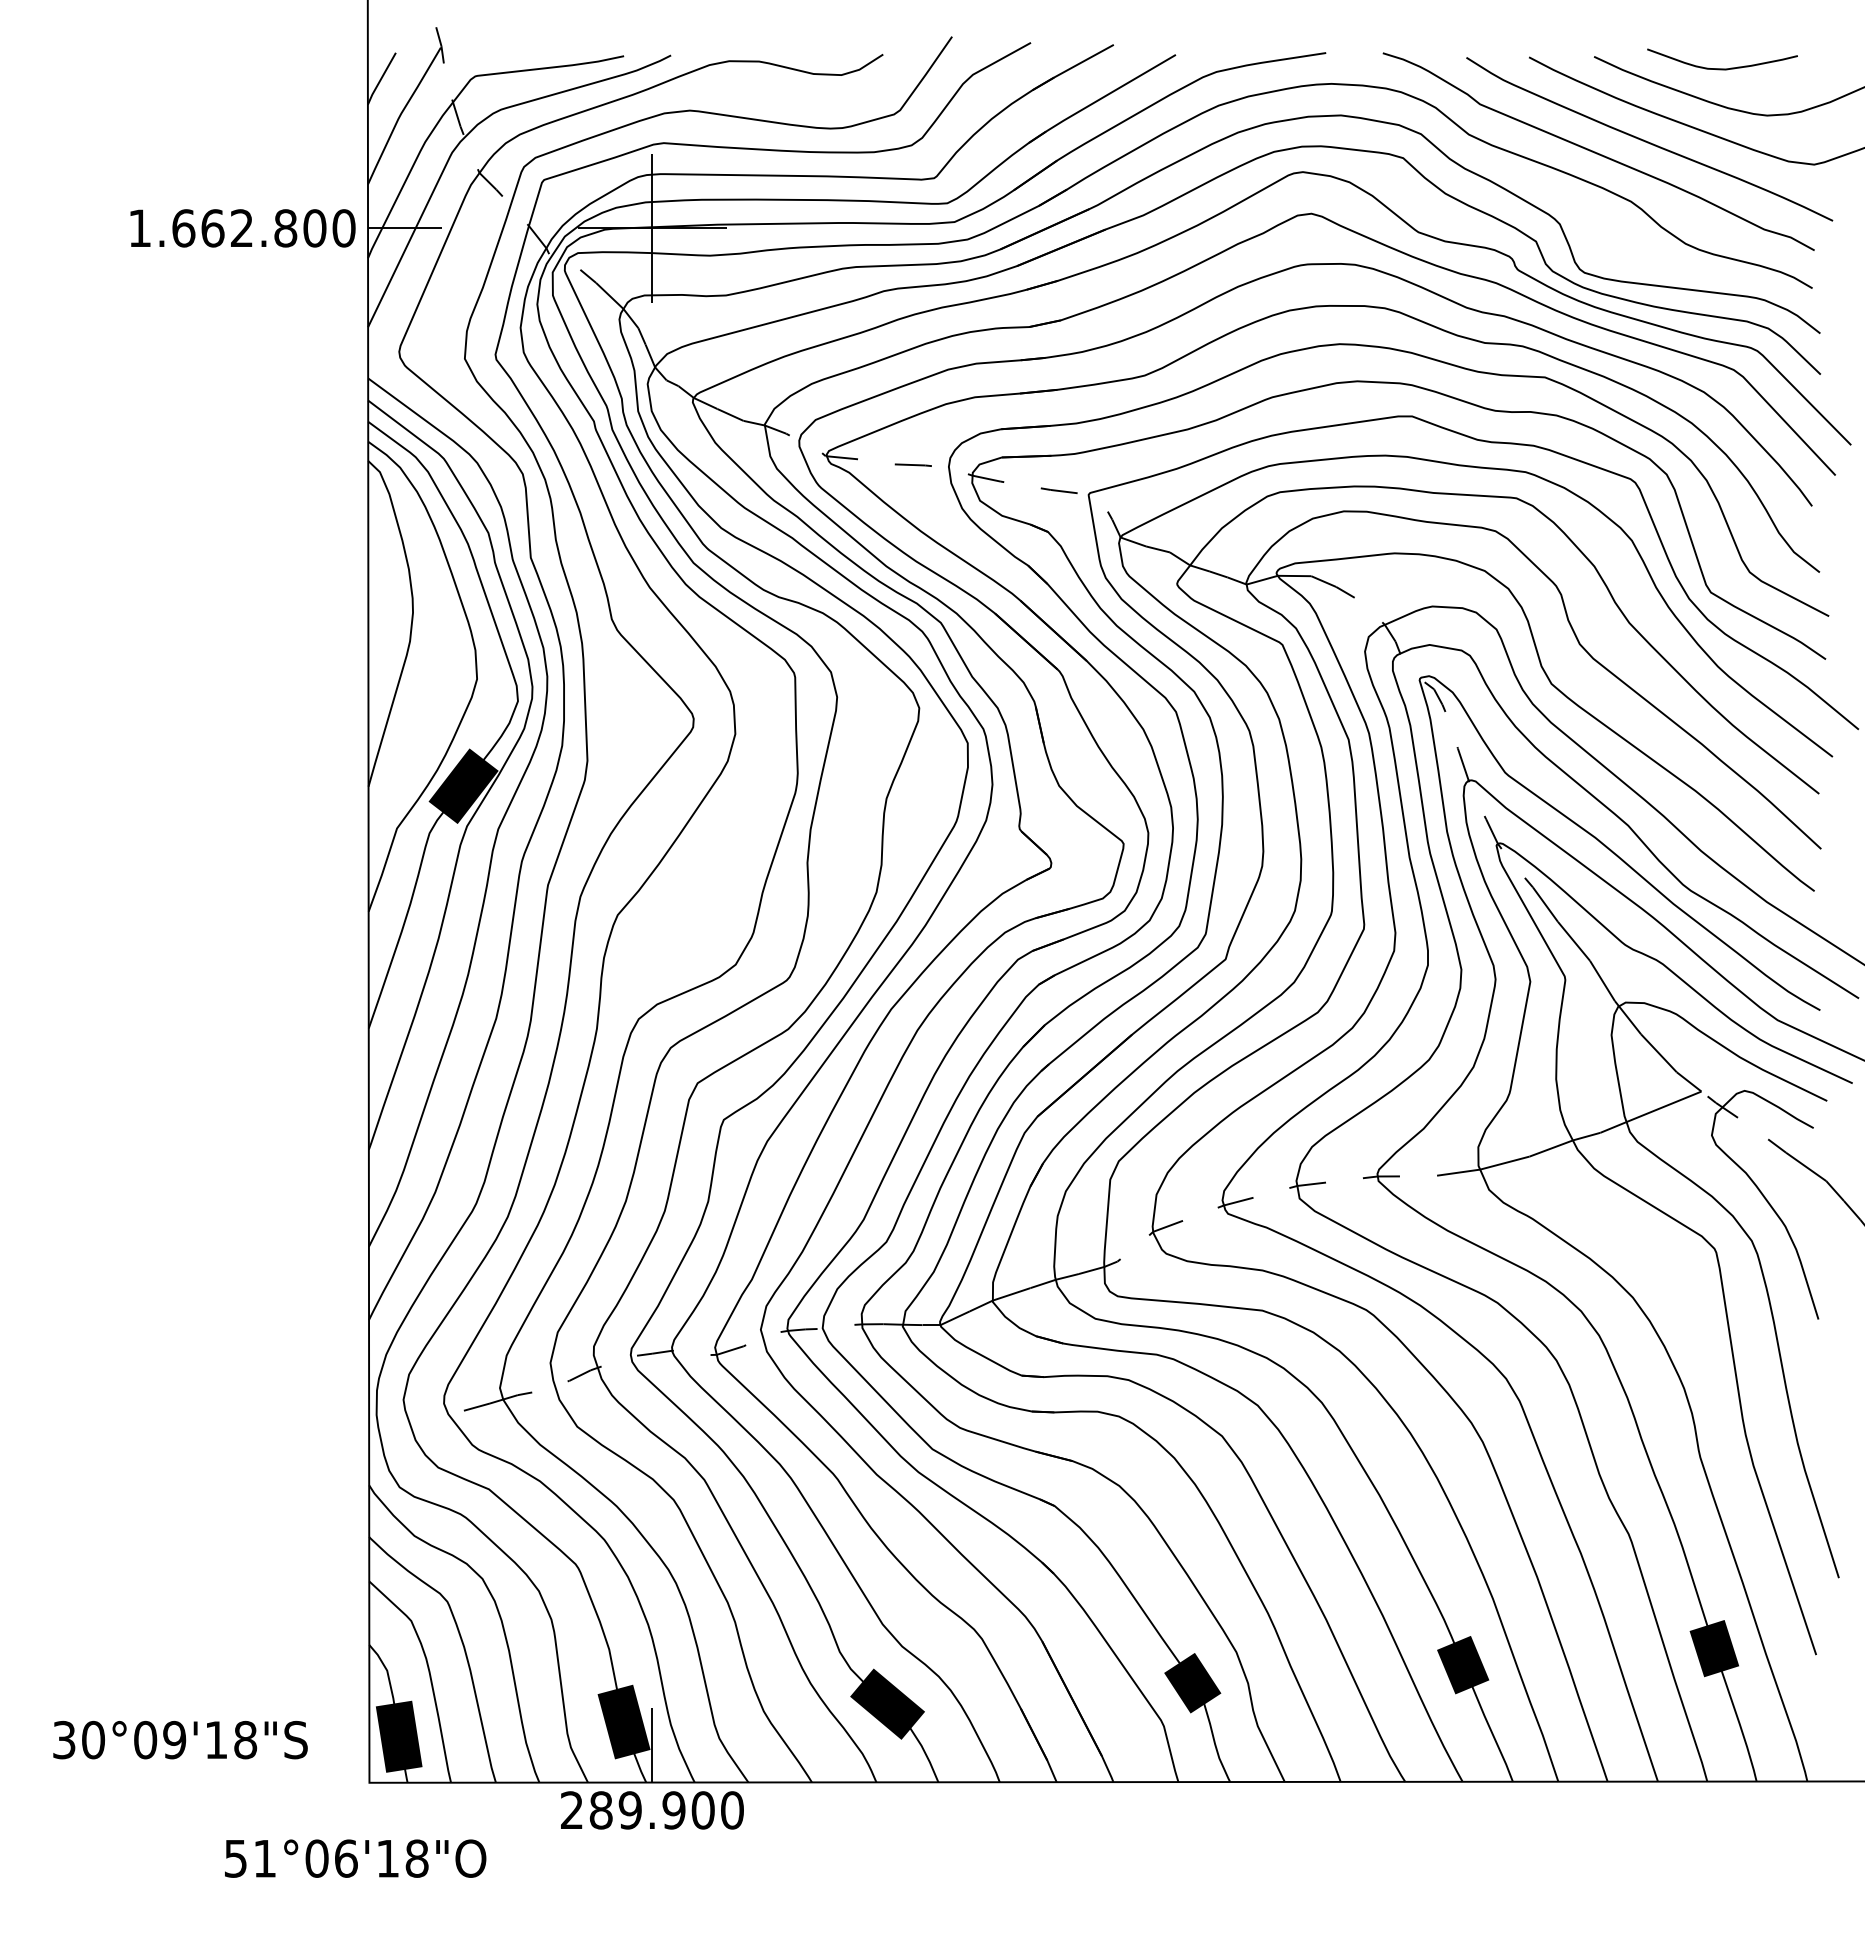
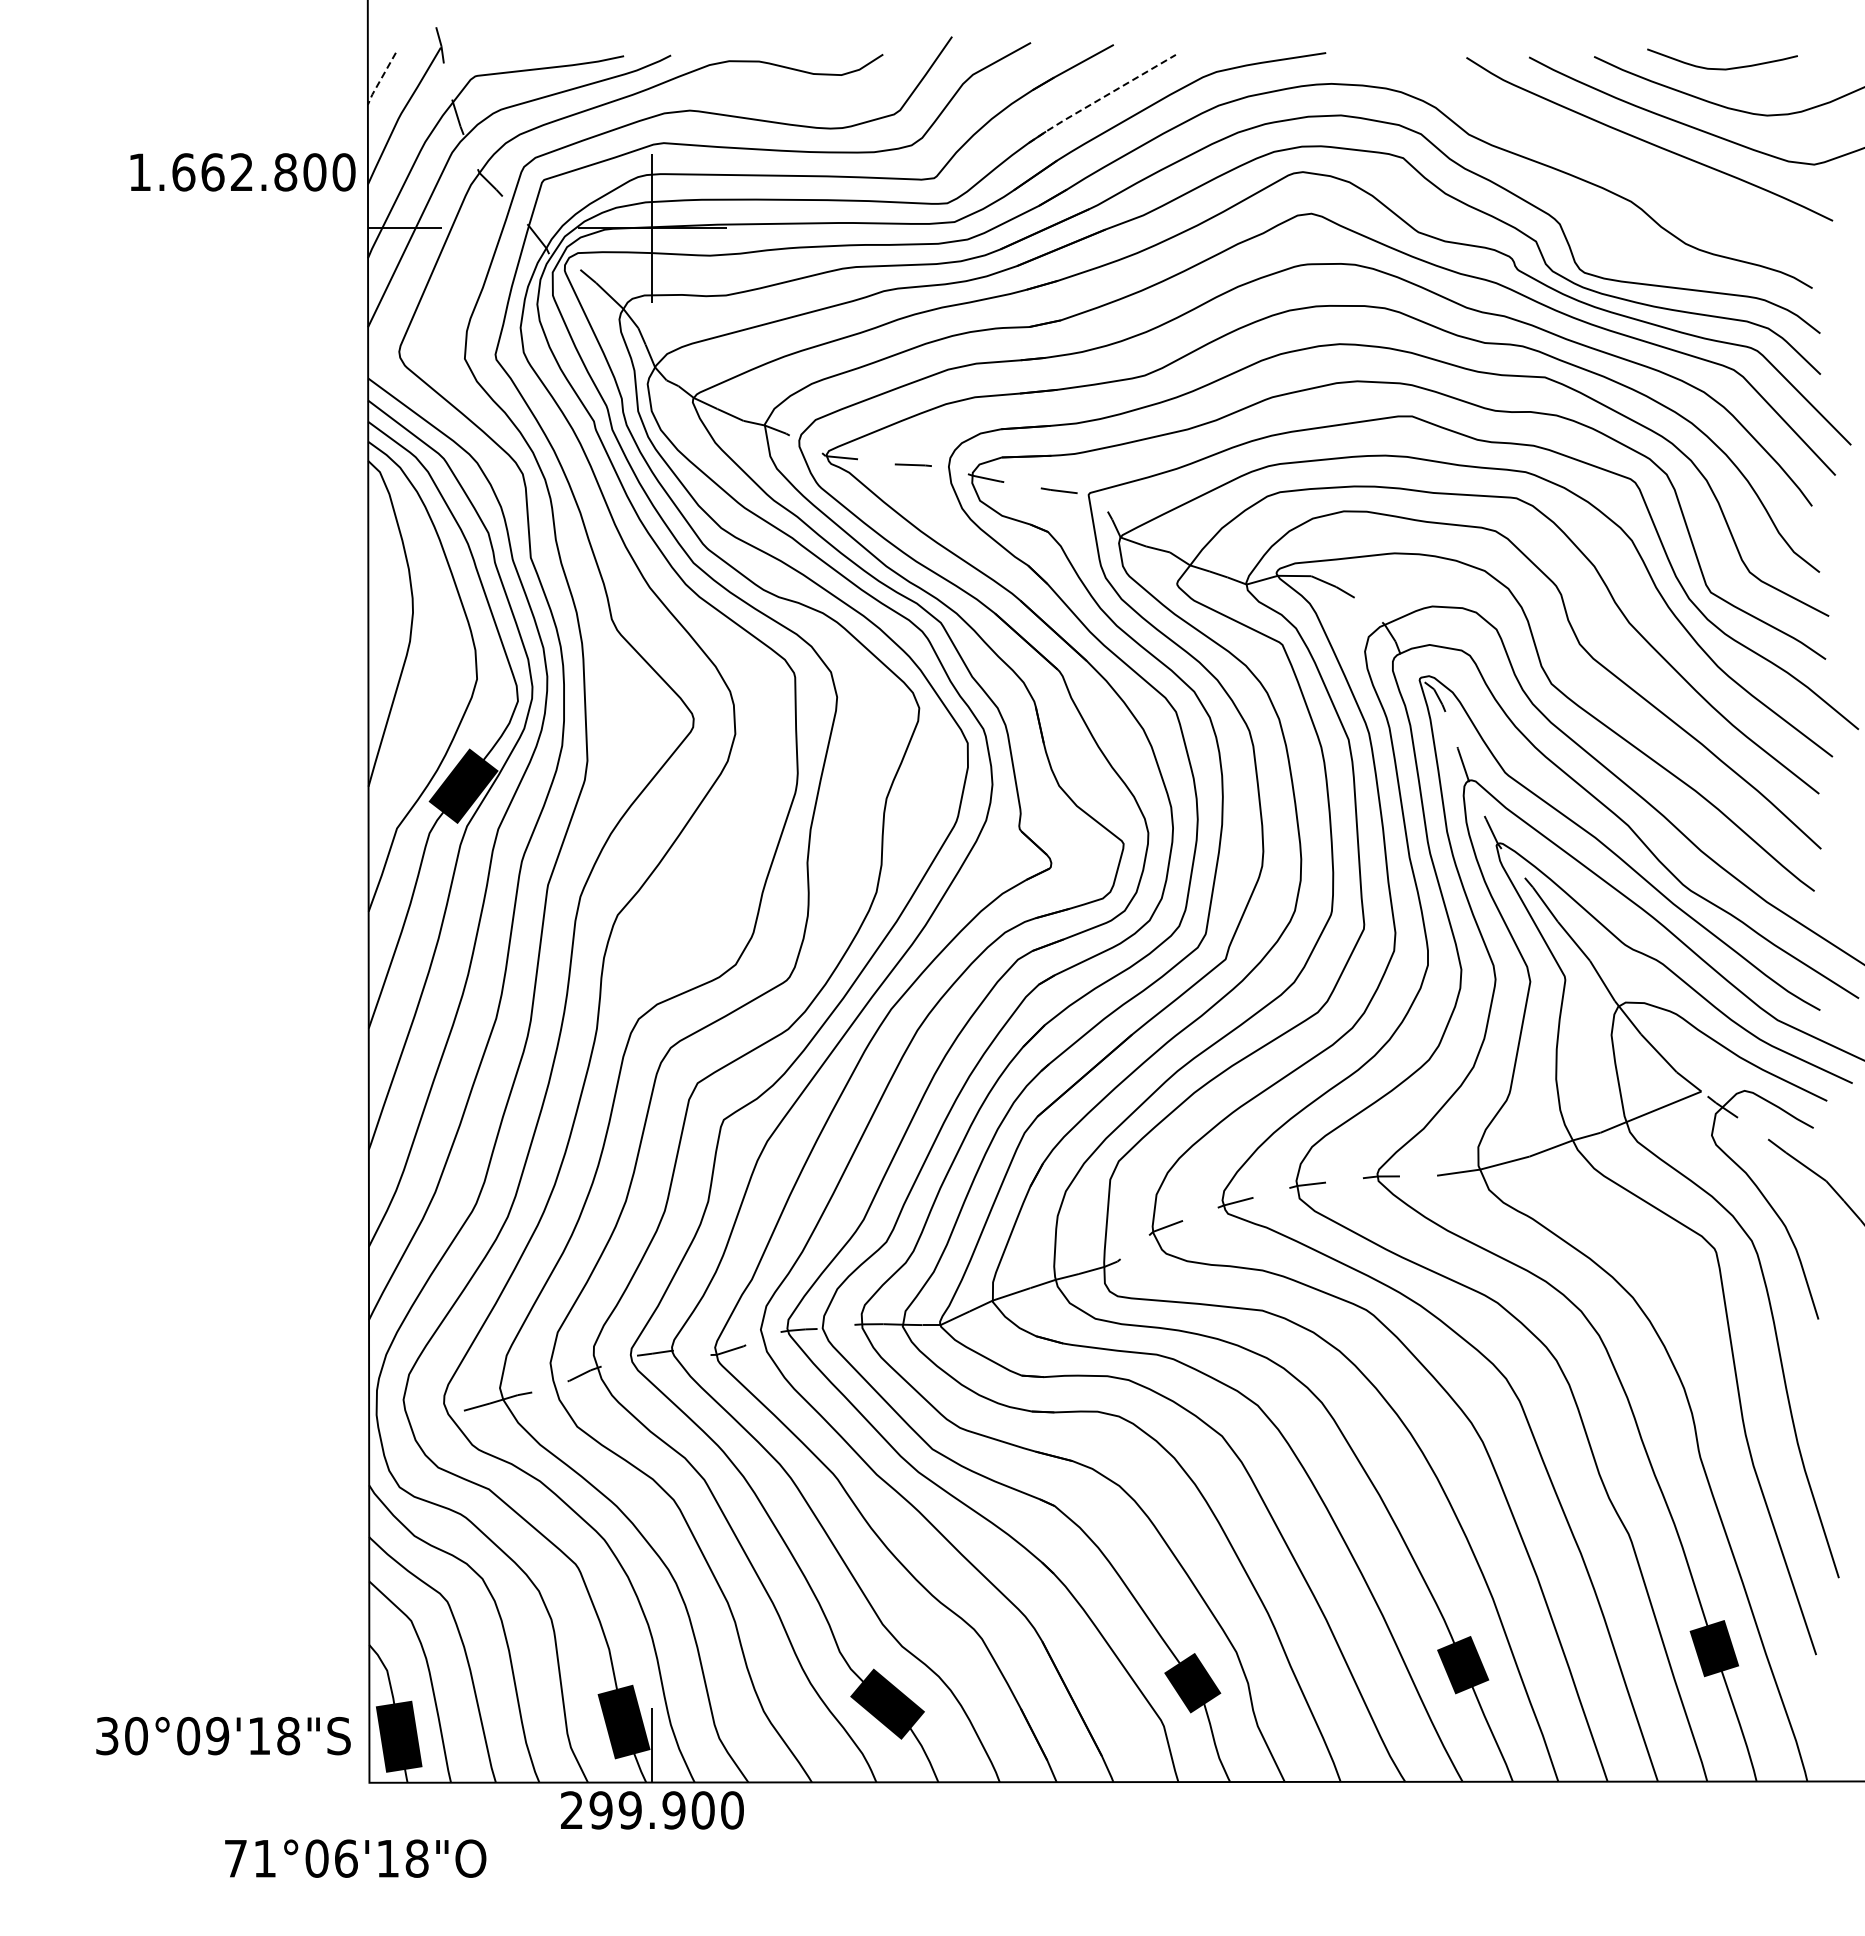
line: solid -> dashed (380, 79)
line: solid -> dashed (1101, 98)
curve: present -> none (1597, 152)
text position: (242, 228) -> (242, 172) (242, 172)
text position: (180, 1740) -> (223, 1736) (223, 1736)
text: 289.900 -> 299.900 (600, 1810)
text: 51°06'18"O -> 71°06'18"O (235, 1858)
